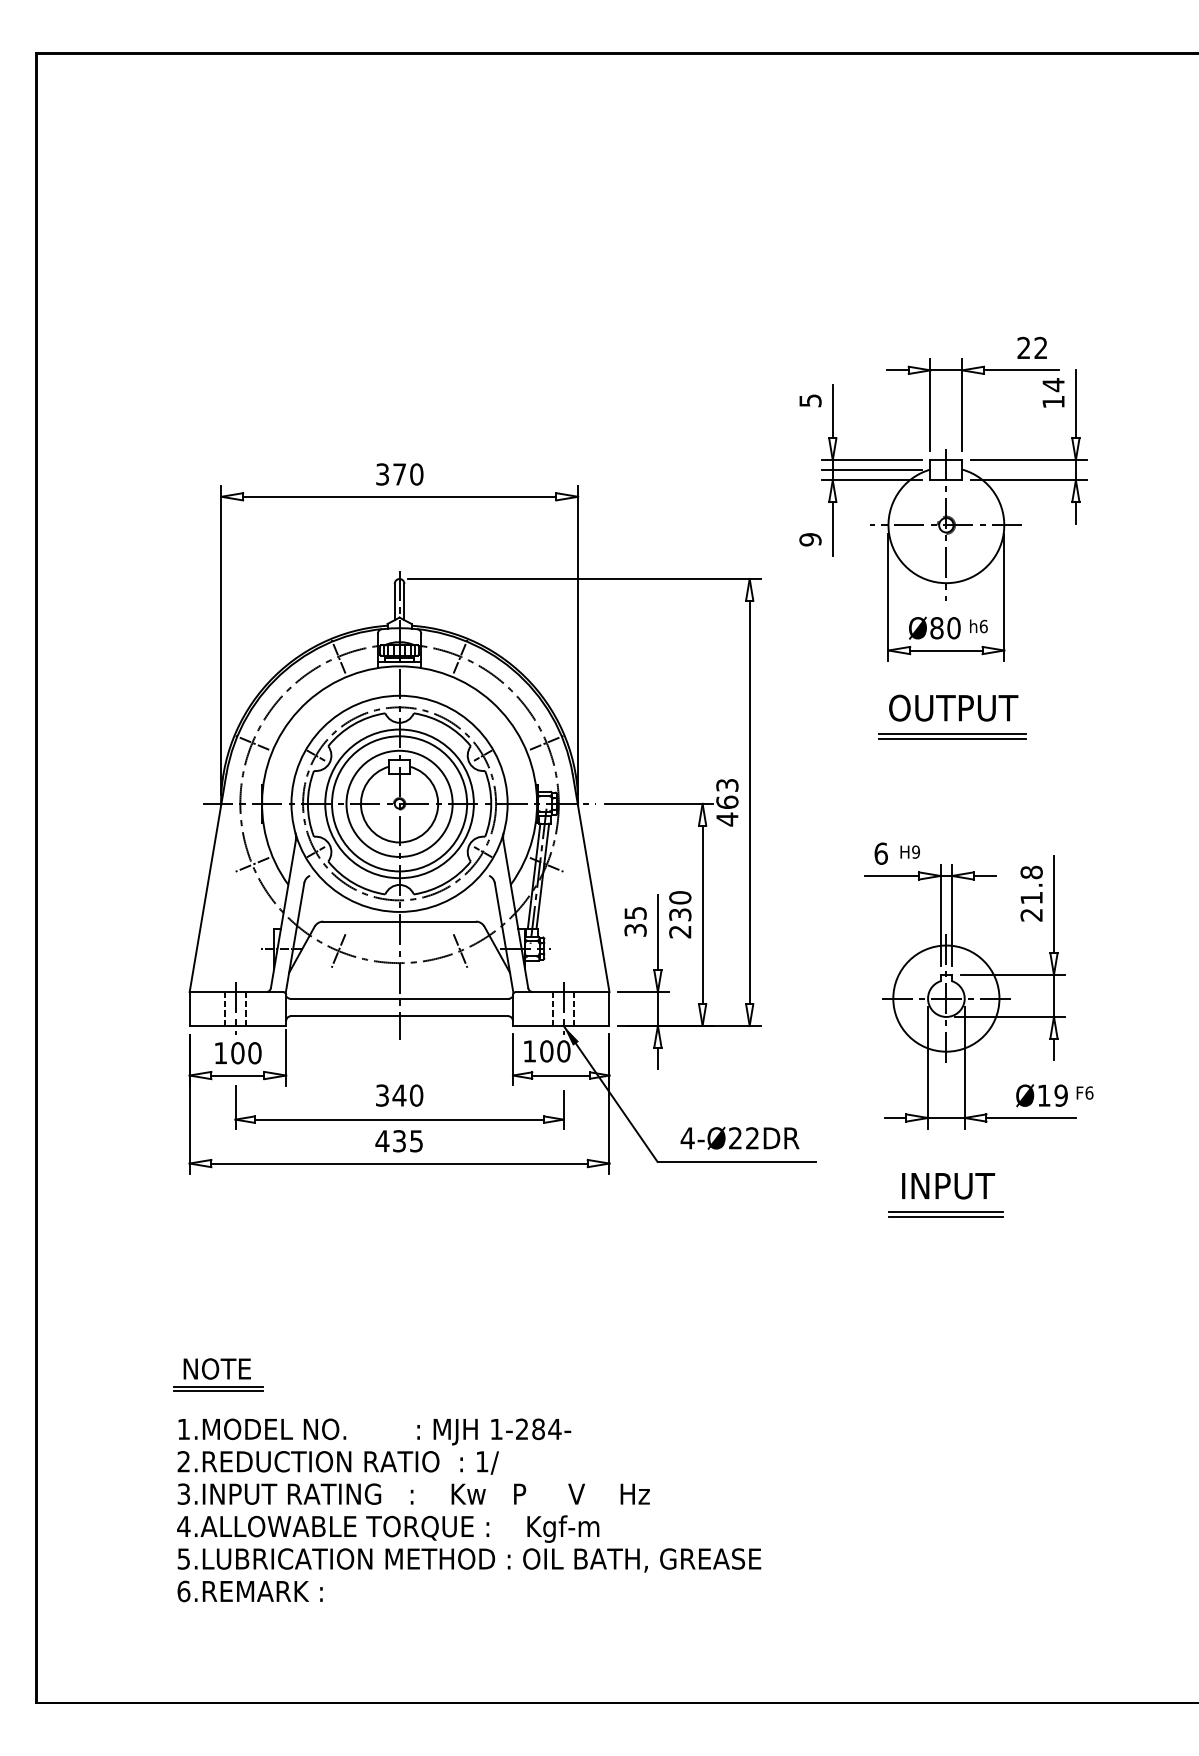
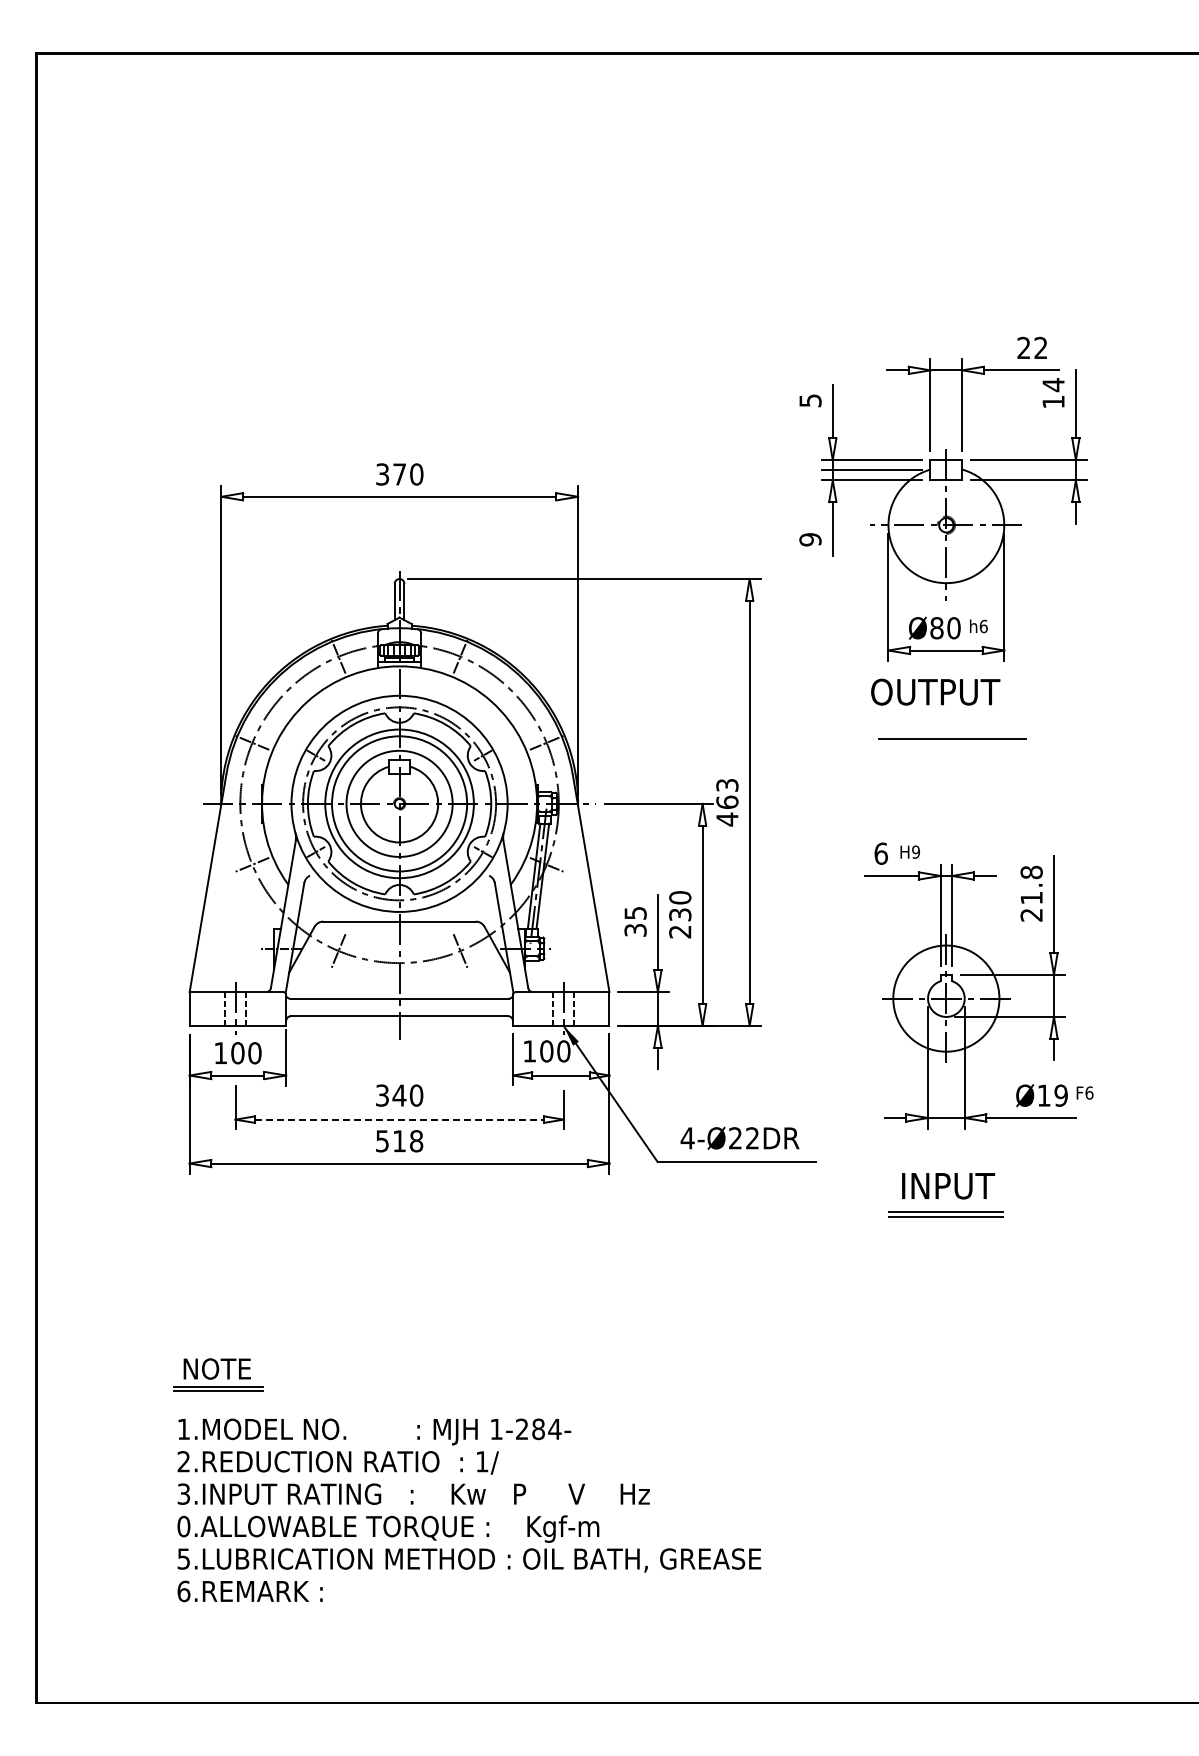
text position: (953, 707) -> (935, 691) (935, 691)
line: present -> none (952, 734)
line: solid -> dashed (399, 1119)
text: 435 -> 518 (399, 1141)
text: 4.ALLOWABLE -> 0.ALLOWABLE (183, 1526)
